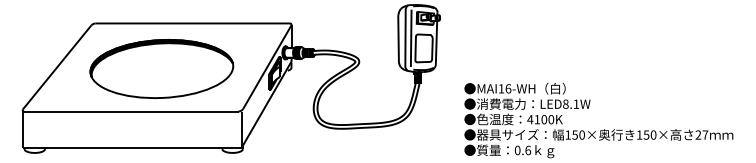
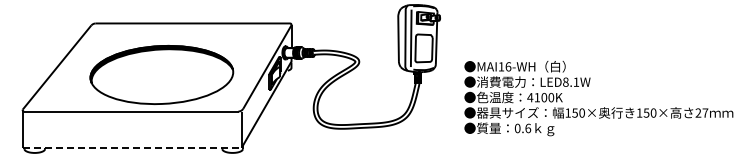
part position: (161, 68) -> (161, 74) (161, 74)
text position: (598, 120) -> (598, 98) (598, 98)
line: solid -> dashed (132, 147)
